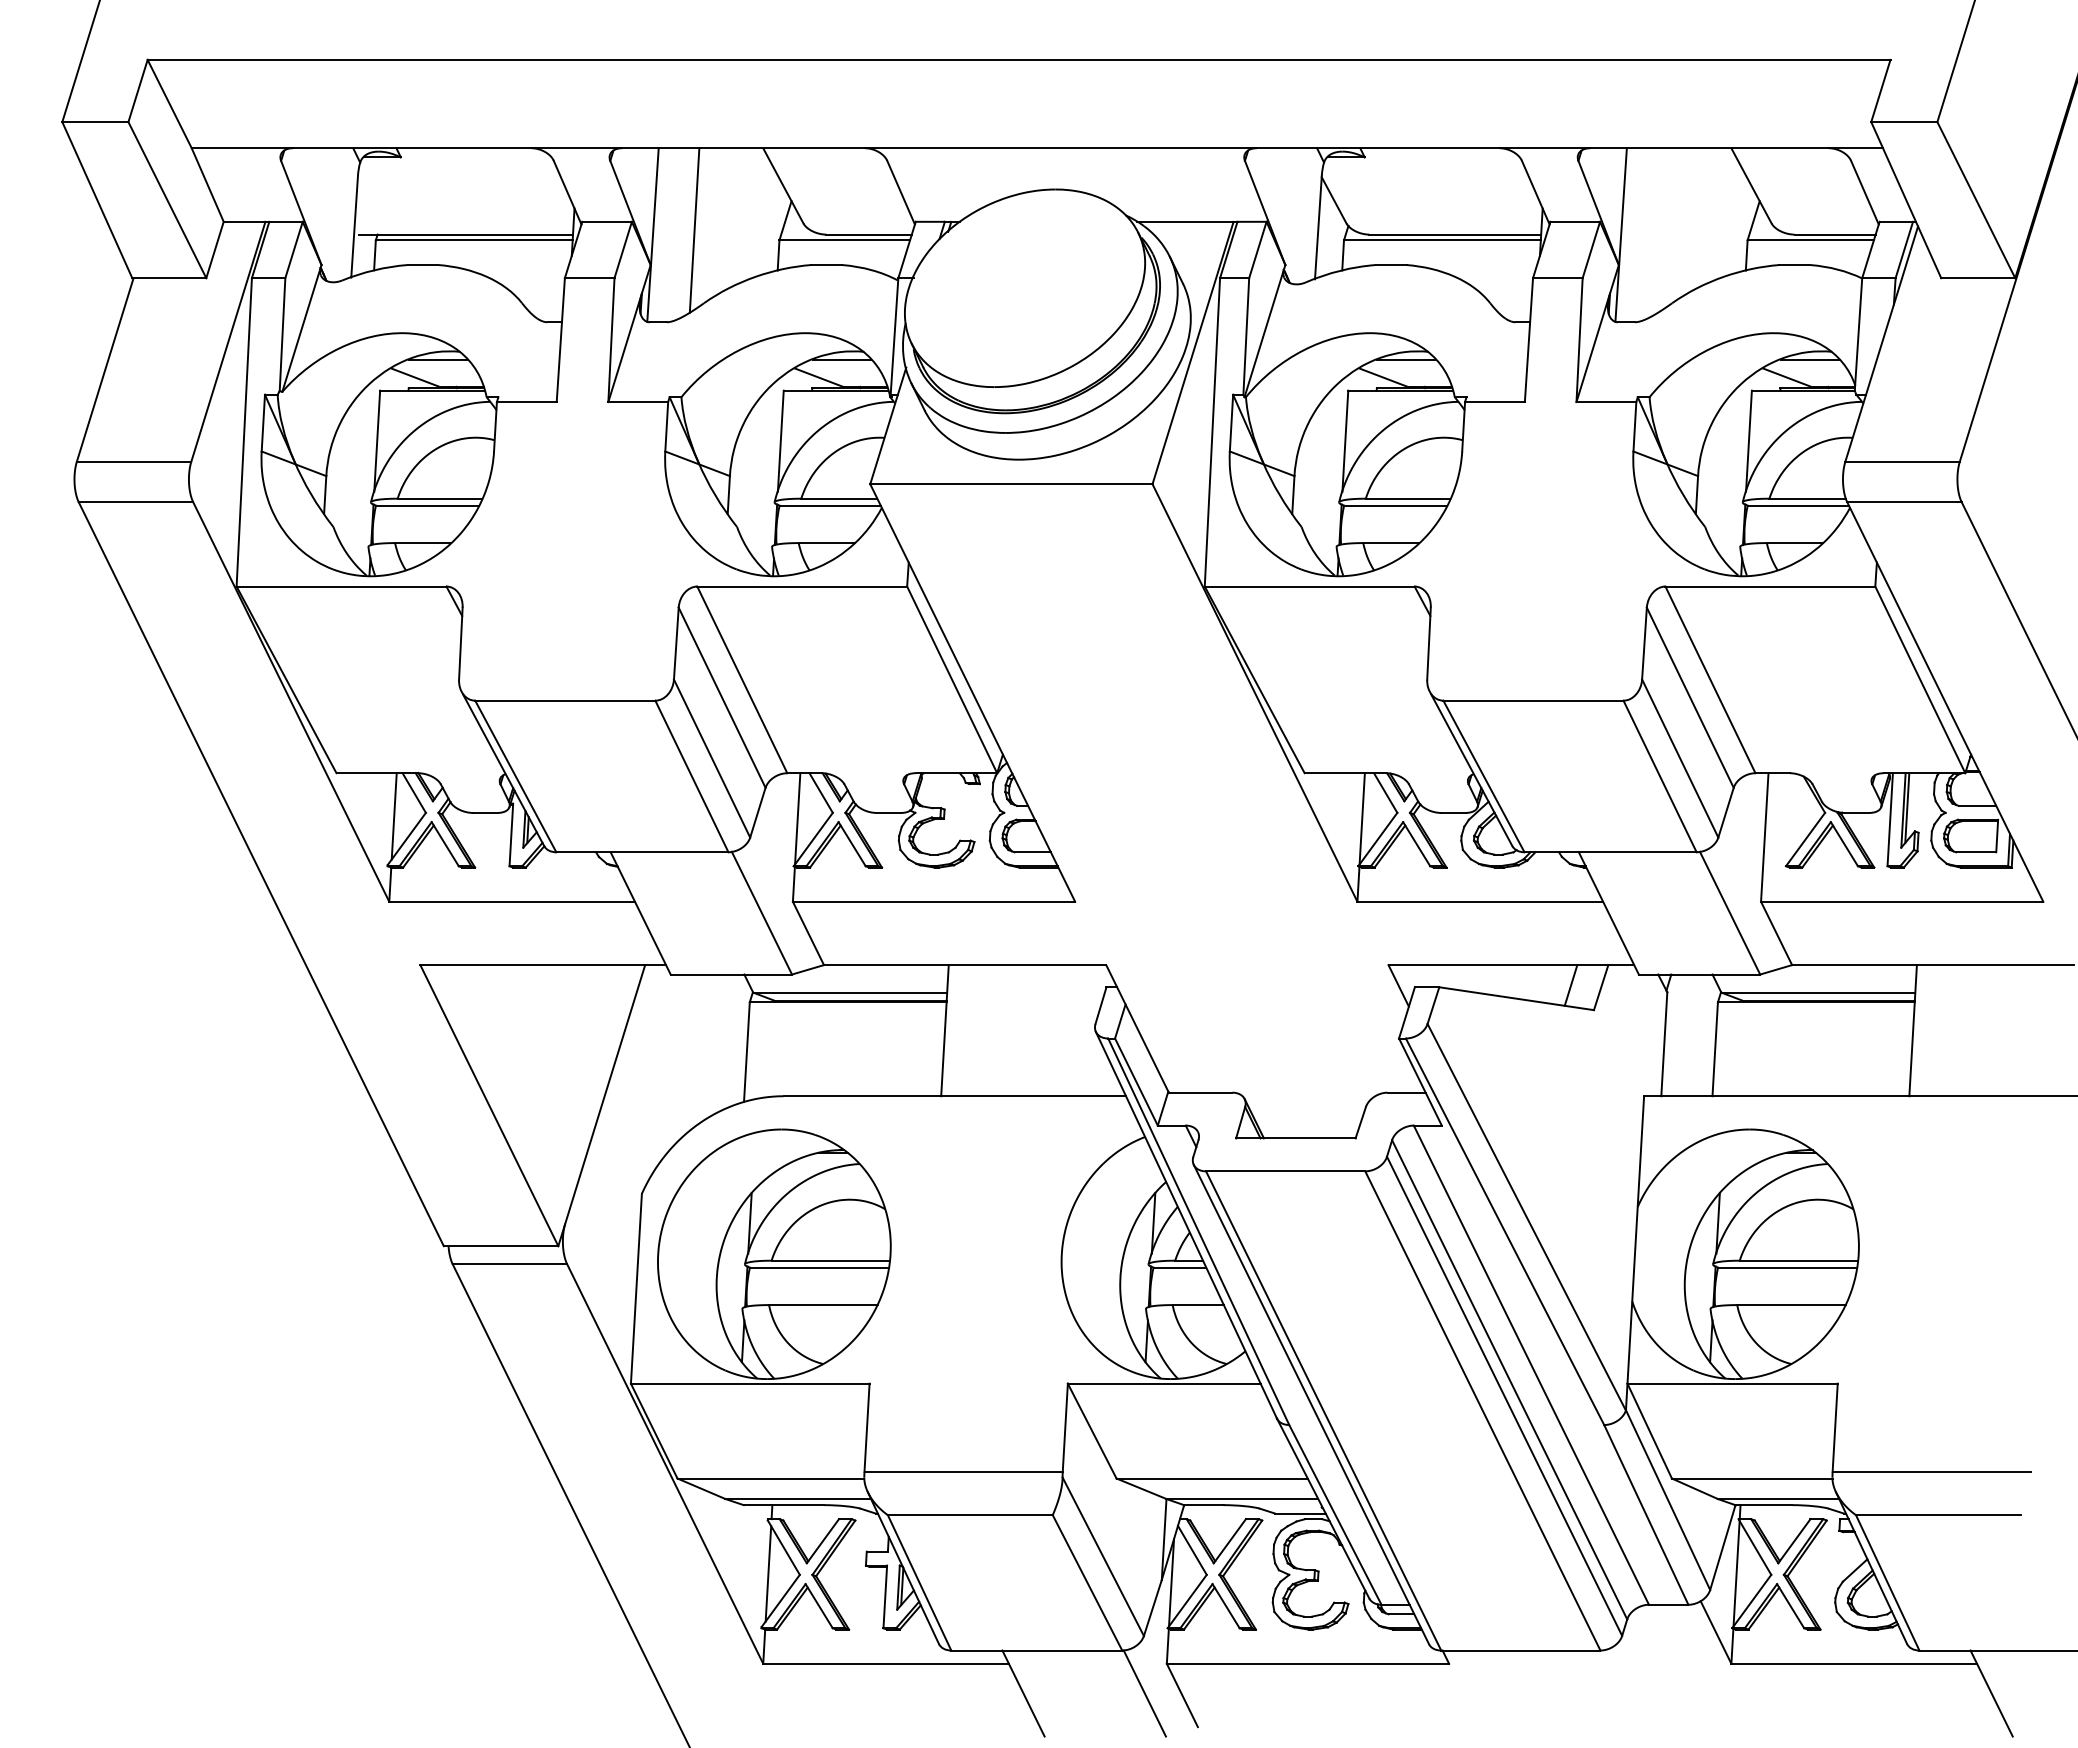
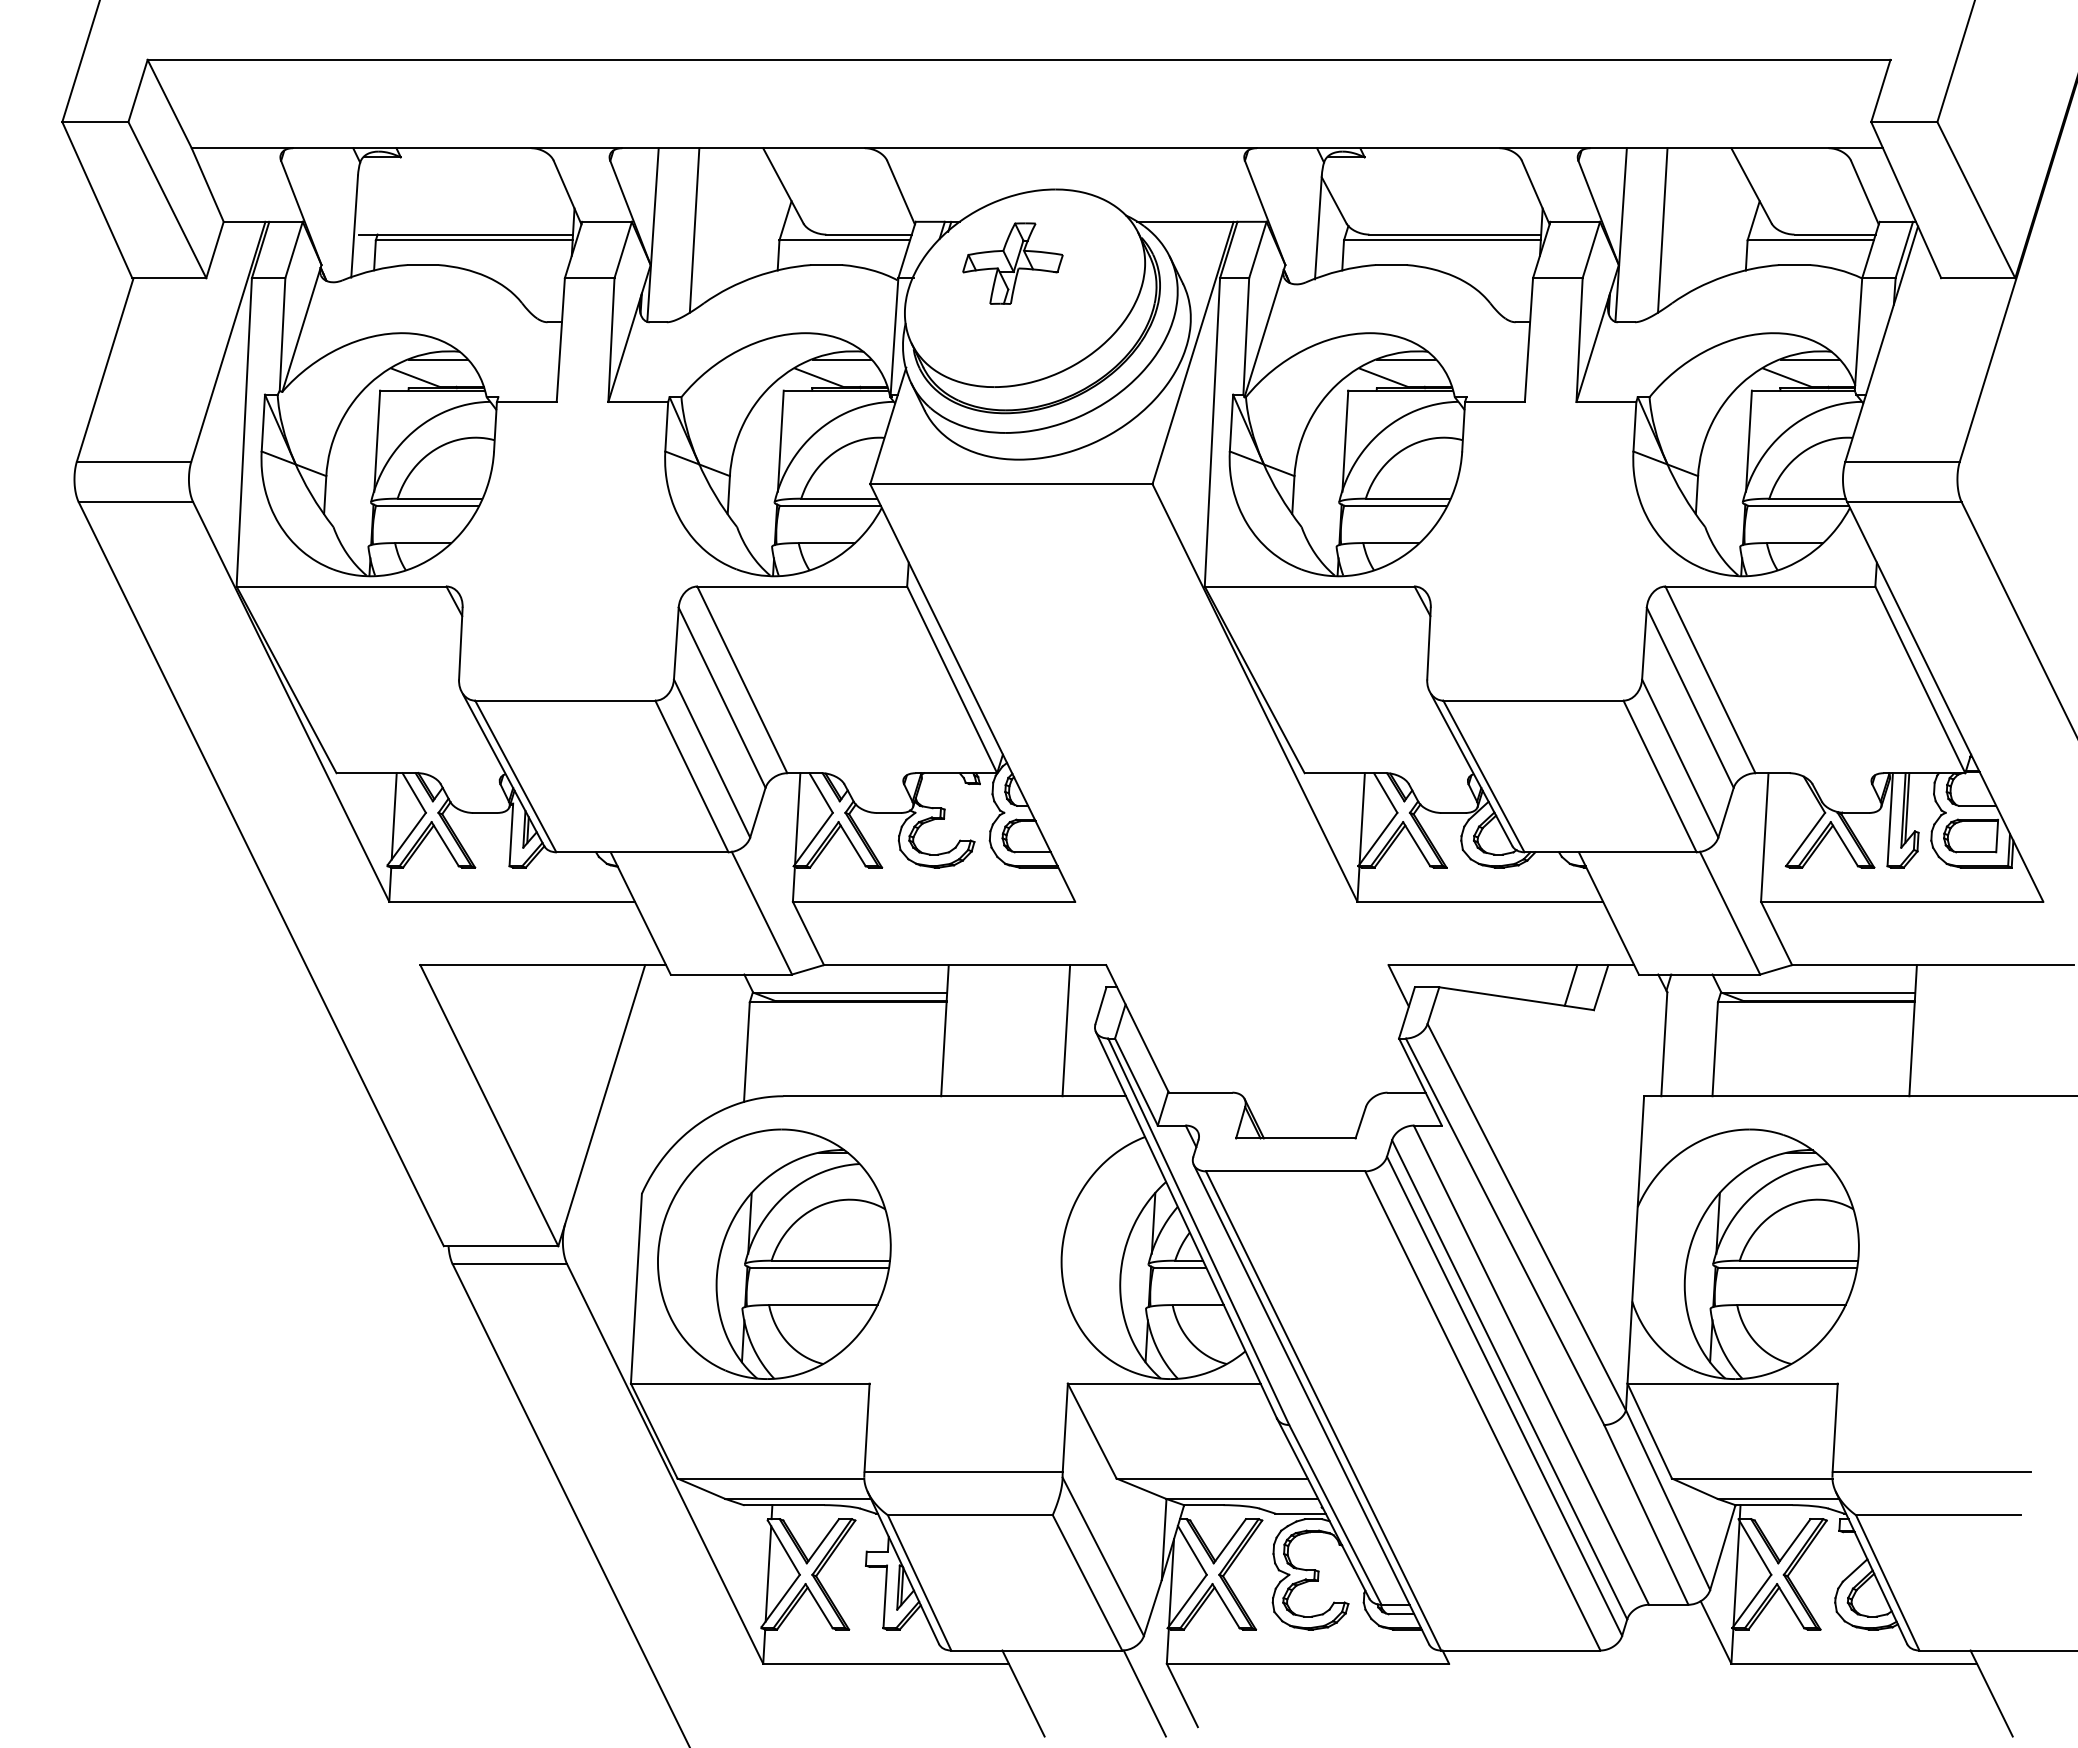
line: none -> present (1662, 230)
part: none -> present (1012, 263)
line: none -> present (1066, 1030)
